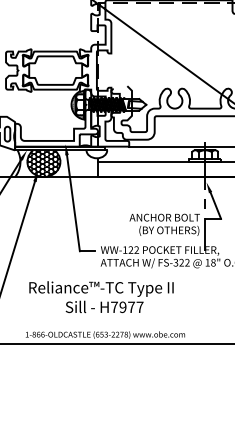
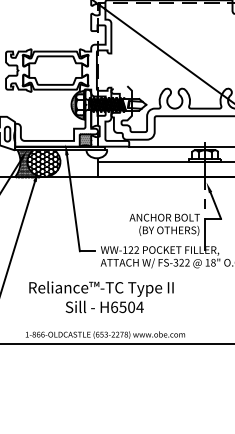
hatch: none -> present (85, 139)
hatch: none -> present (27, 163)
text: H7977 -> H6504 (127, 307)
